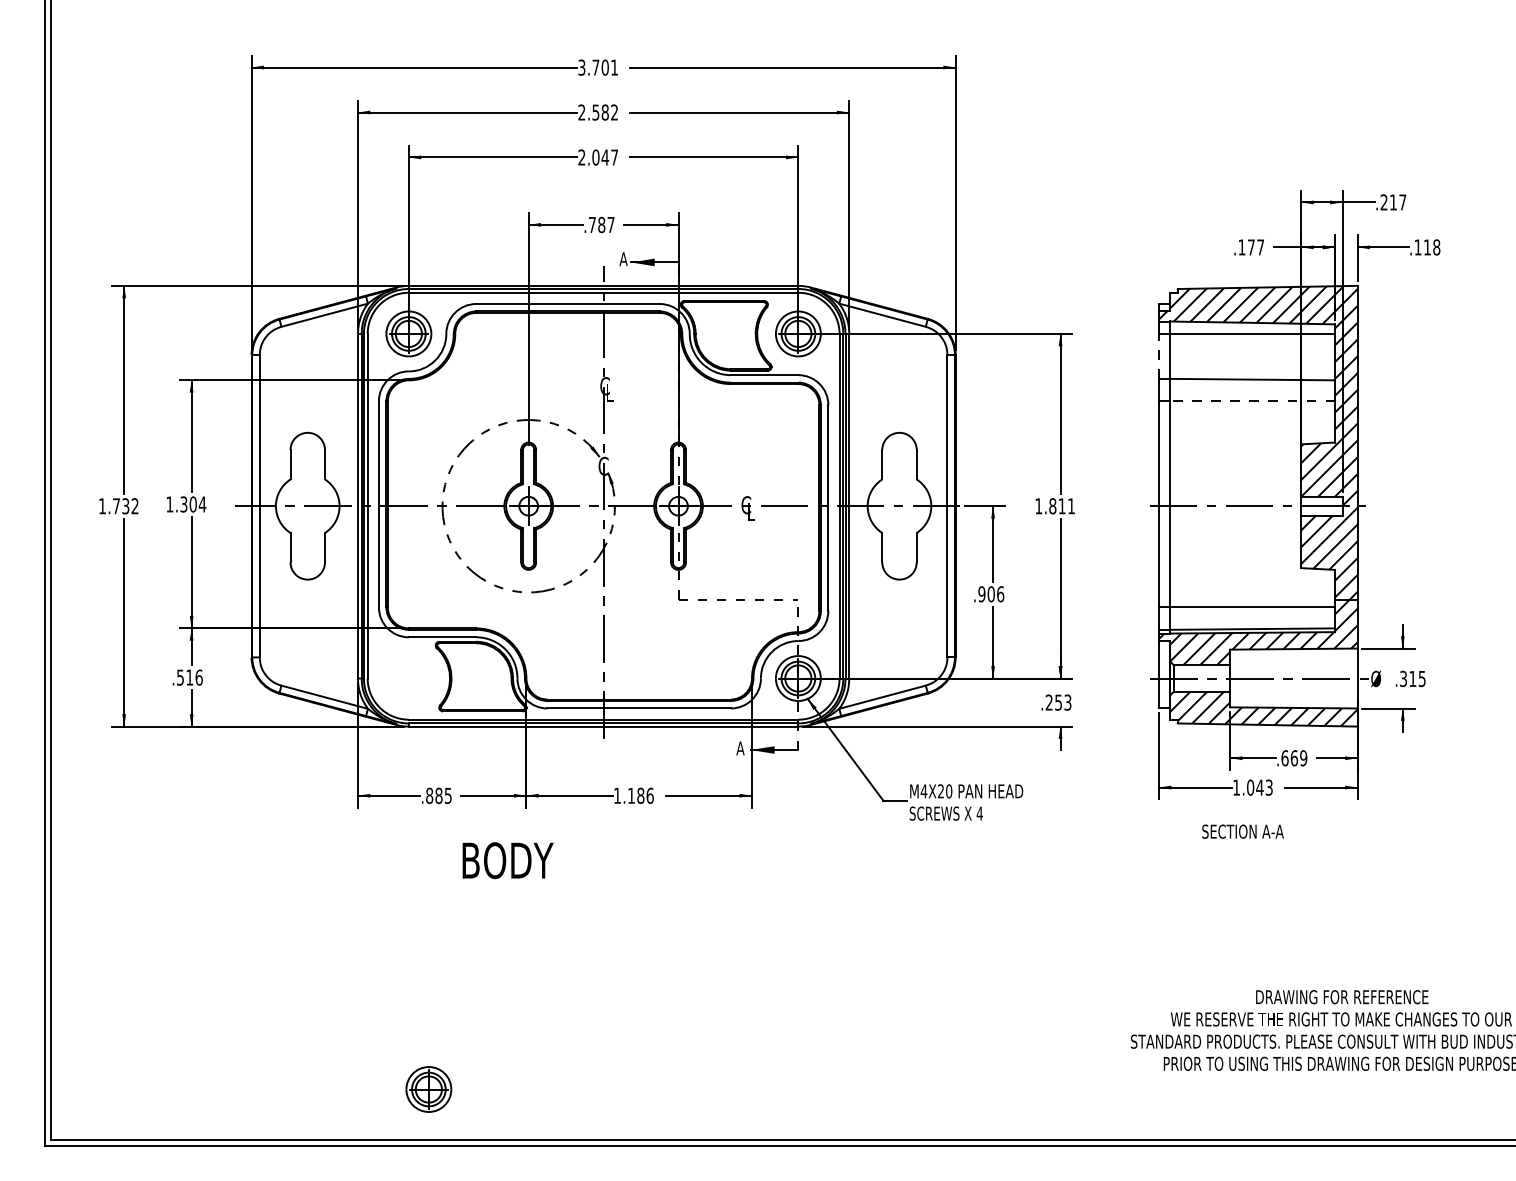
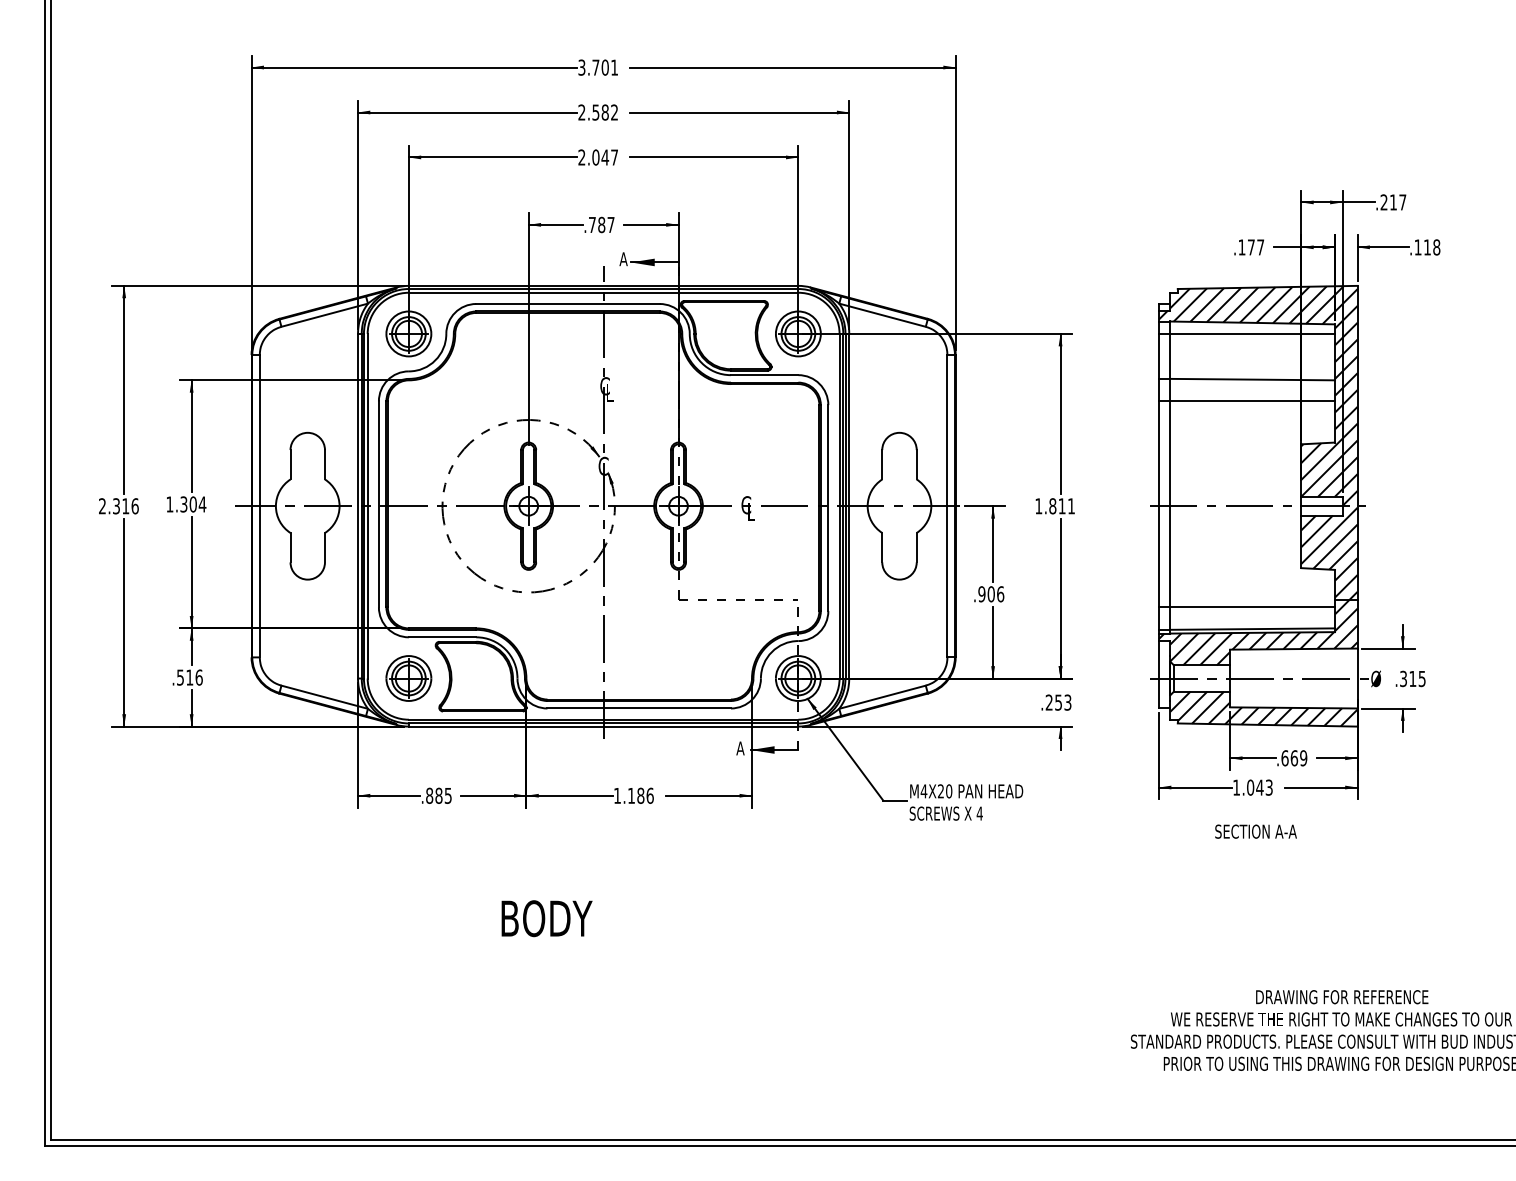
line: dashed -> solid (1159, 355)
line: dashed -> solid (1252, 401)
text: 1.732 -> 2.316 (118, 506)
text position: (1242, 831) -> (1255, 831) (1255, 831)
text position: (507, 860) -> (546, 918) (546, 918)
part position: (428, 1089) -> (408, 678) (408, 678)
